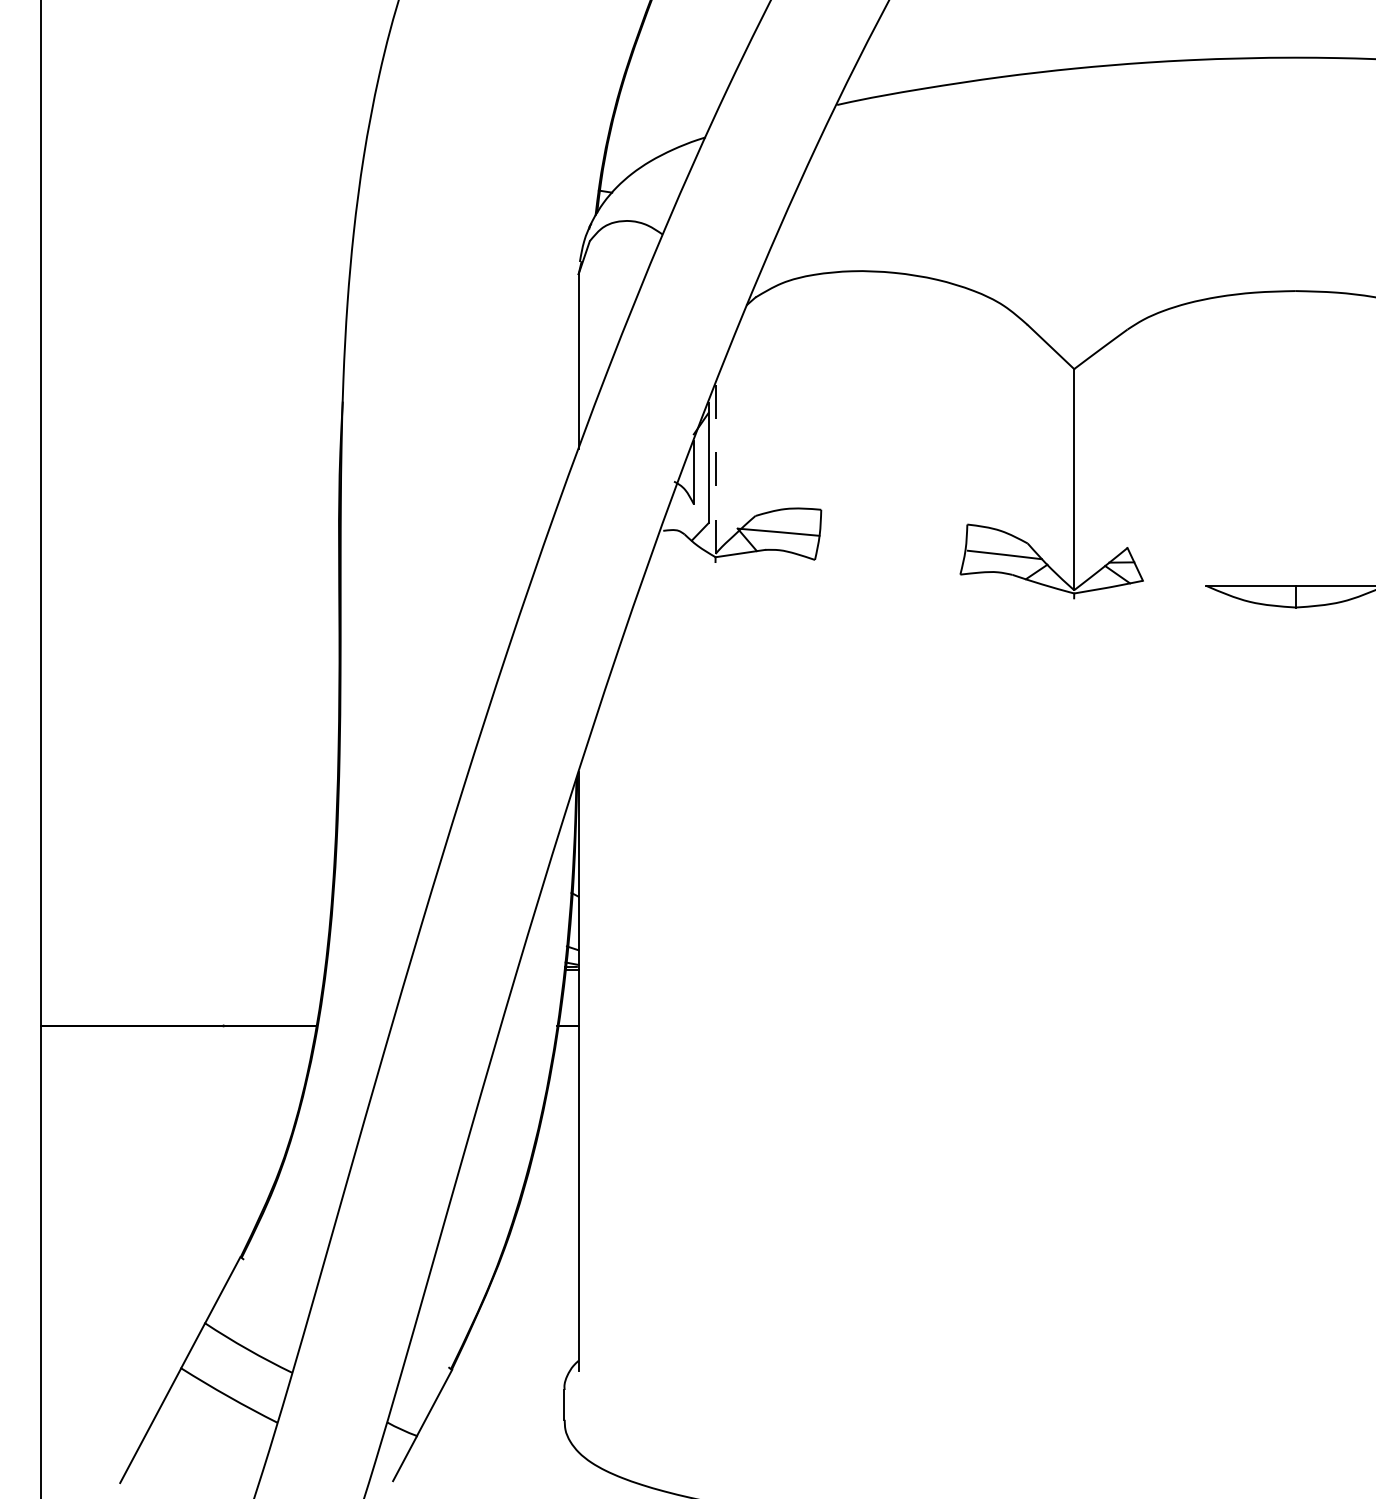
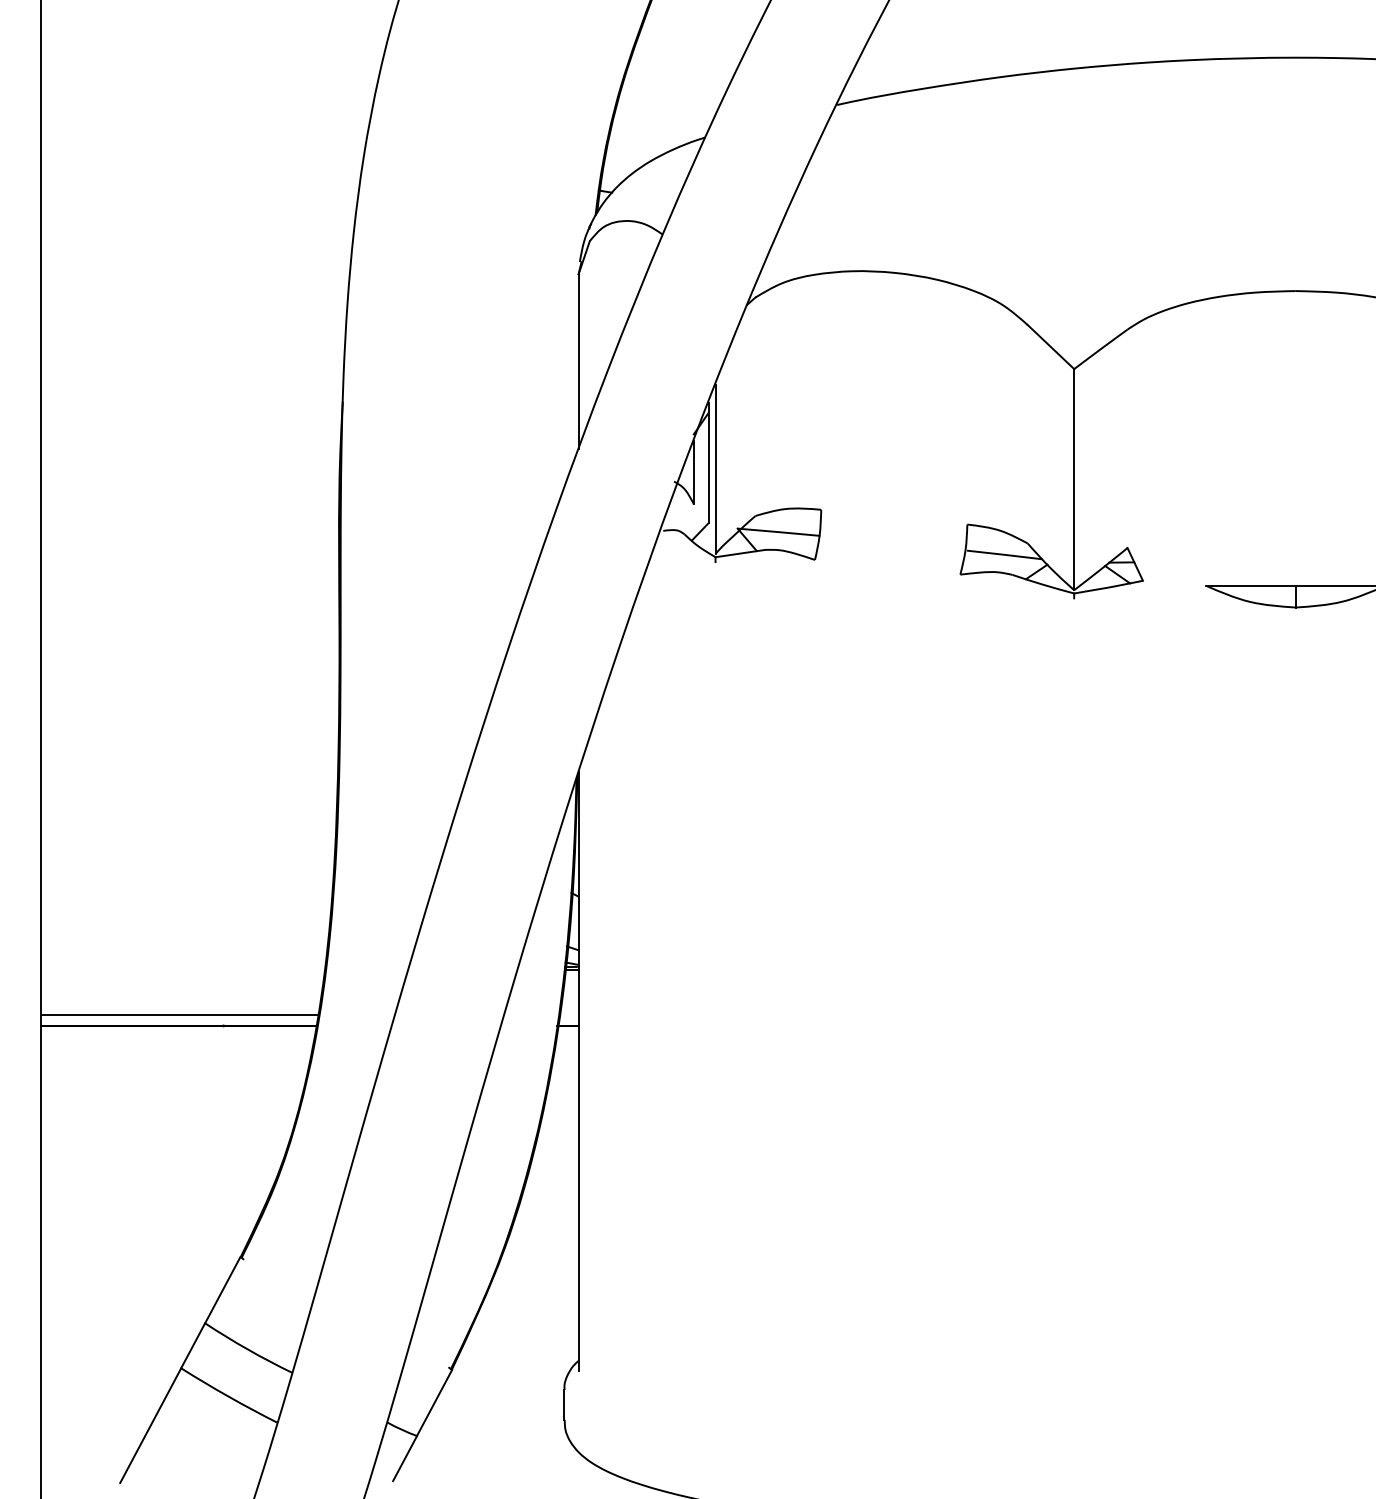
line: dashed -> solid (715, 469)
line: none -> present (179, 1015)
